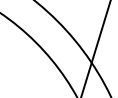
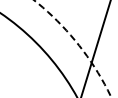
circle: solid -> dashed (72, 48)
